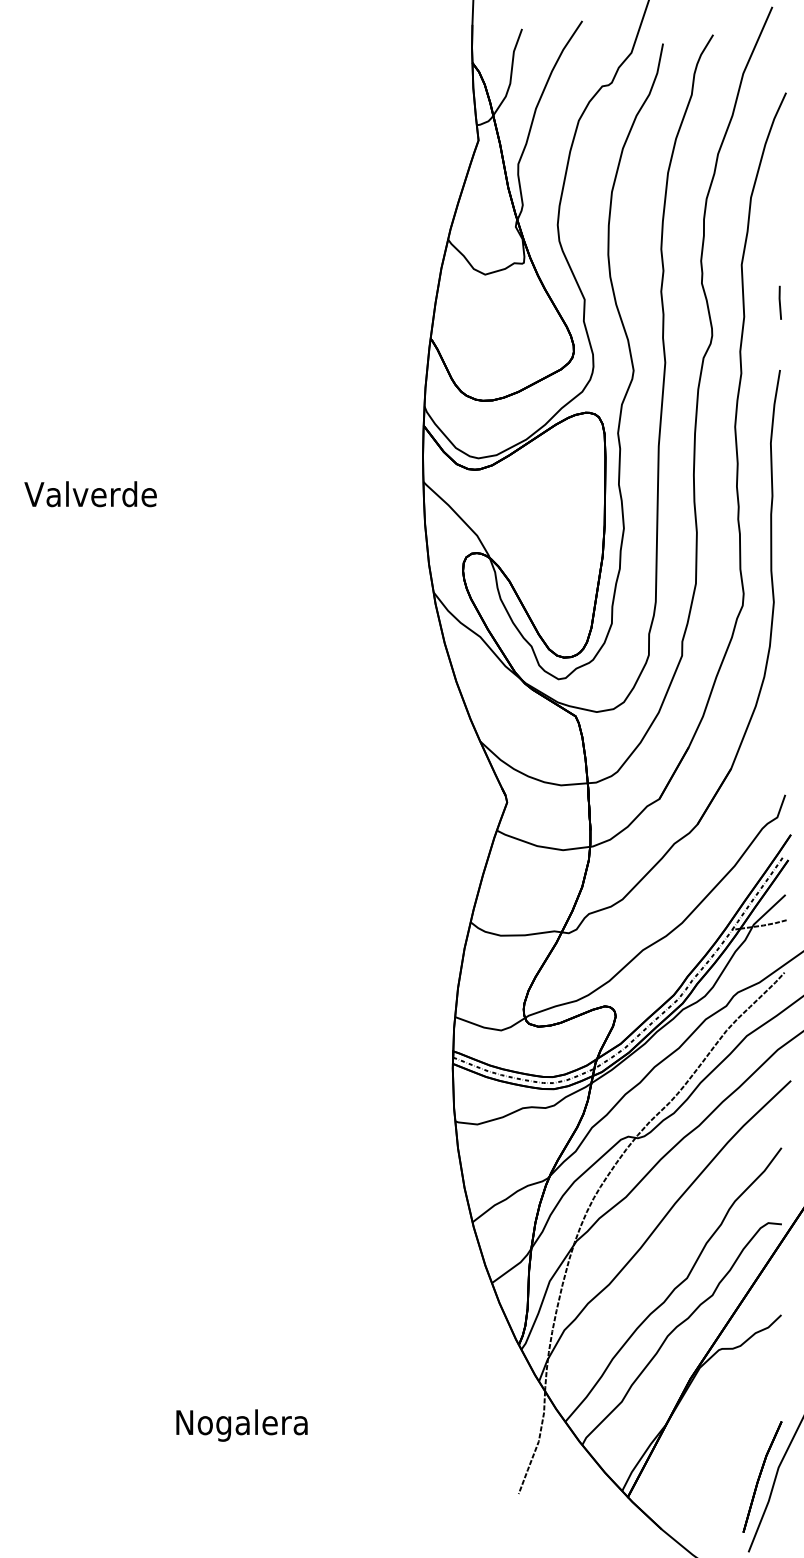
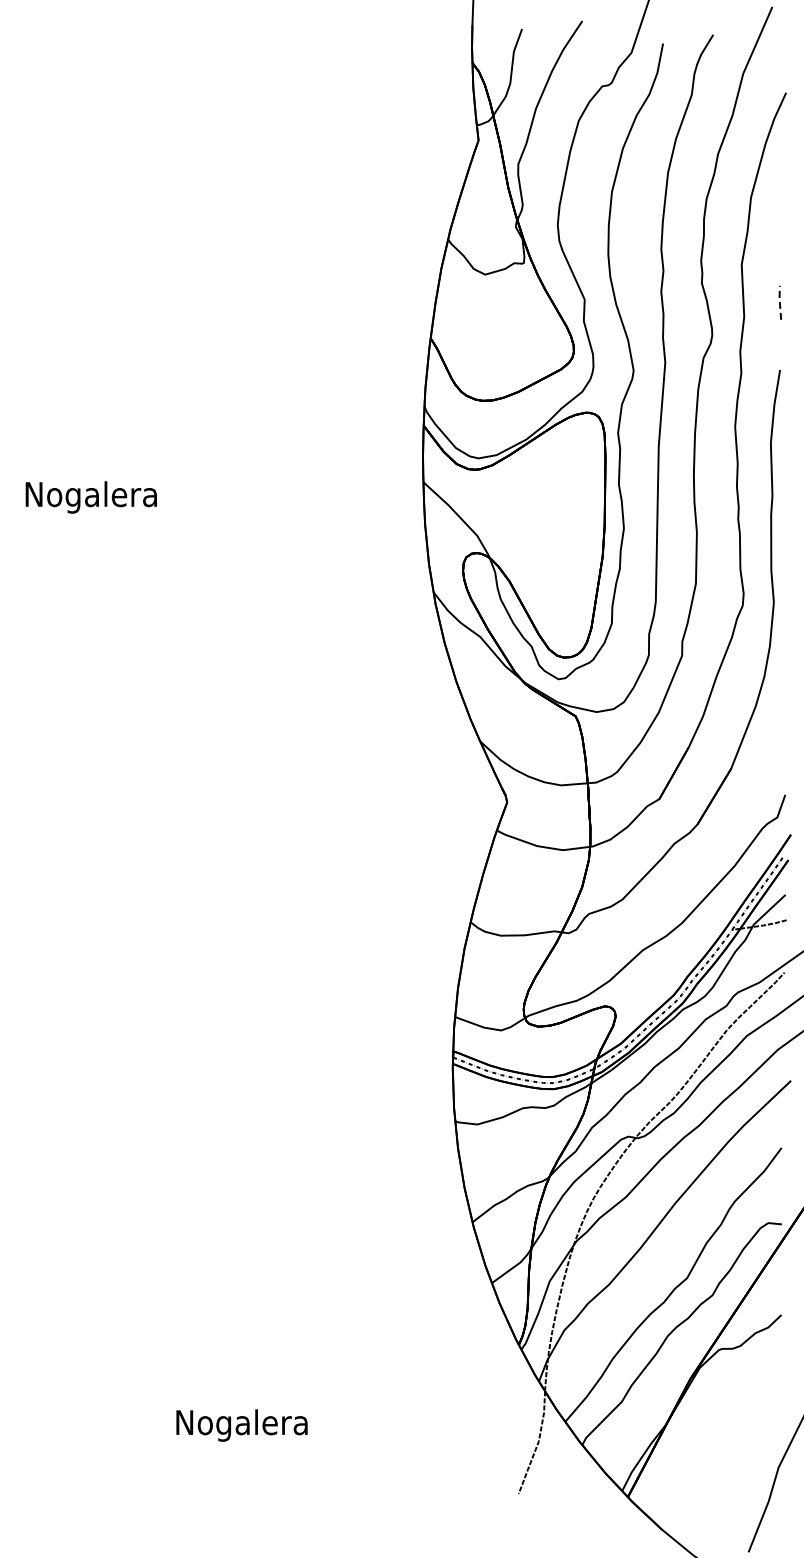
line: solid -> dashed (779, 302)
text: Valverde -> Nogalera (90, 497)
part: present -> none (762, 1476)
